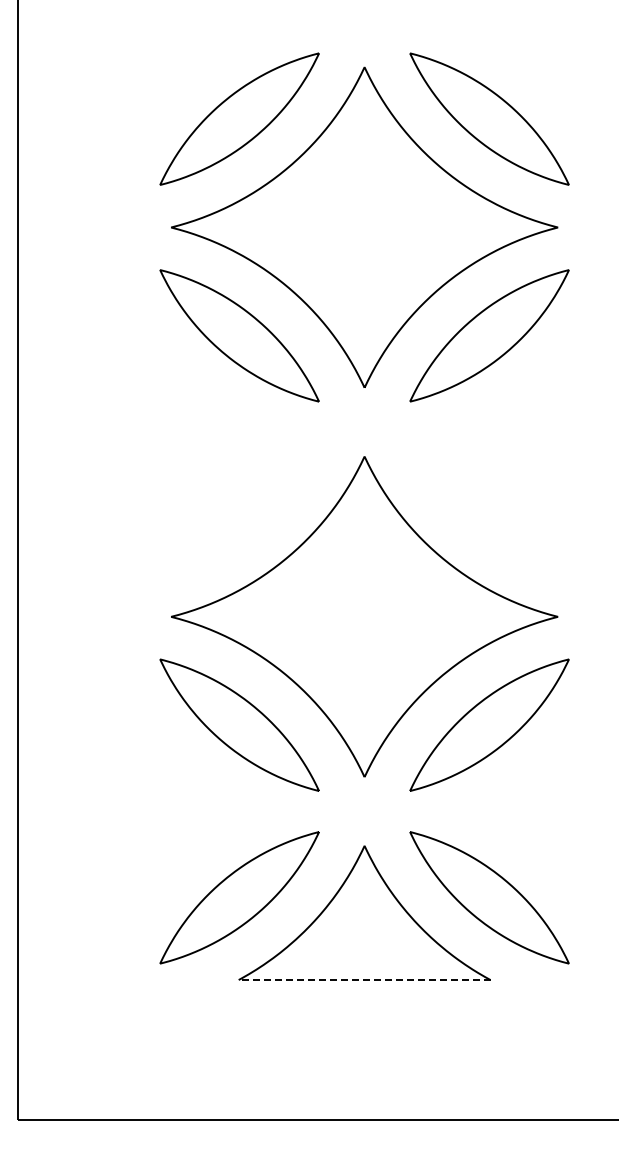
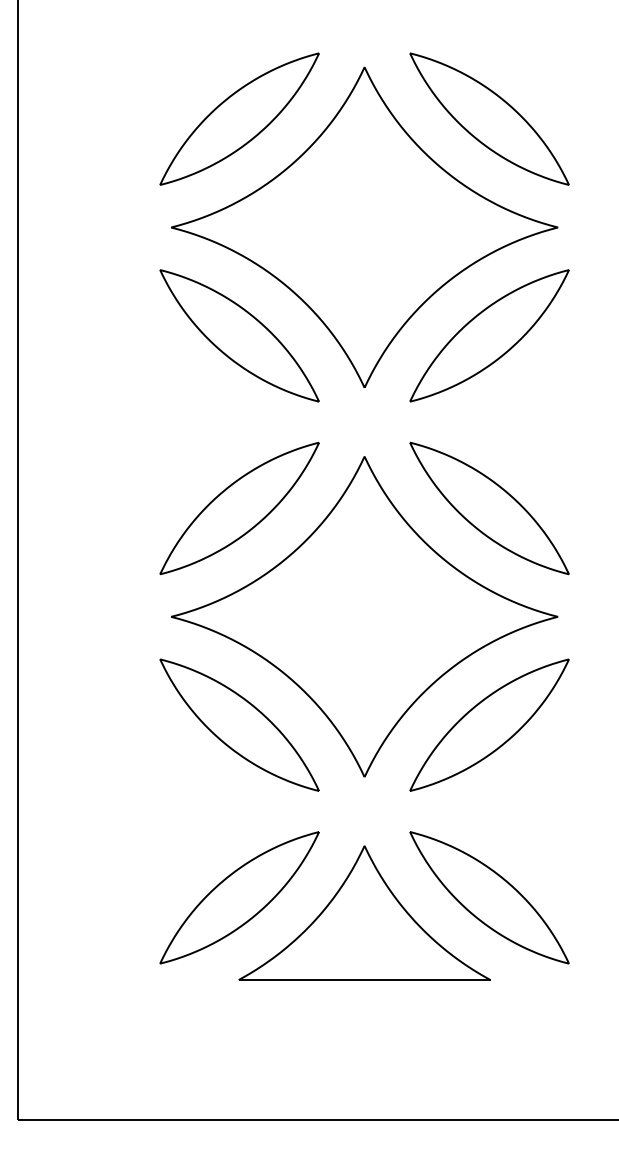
part: none -> present (239, 508)
part: none -> present (489, 508)
line: dashed -> solid (364, 980)
